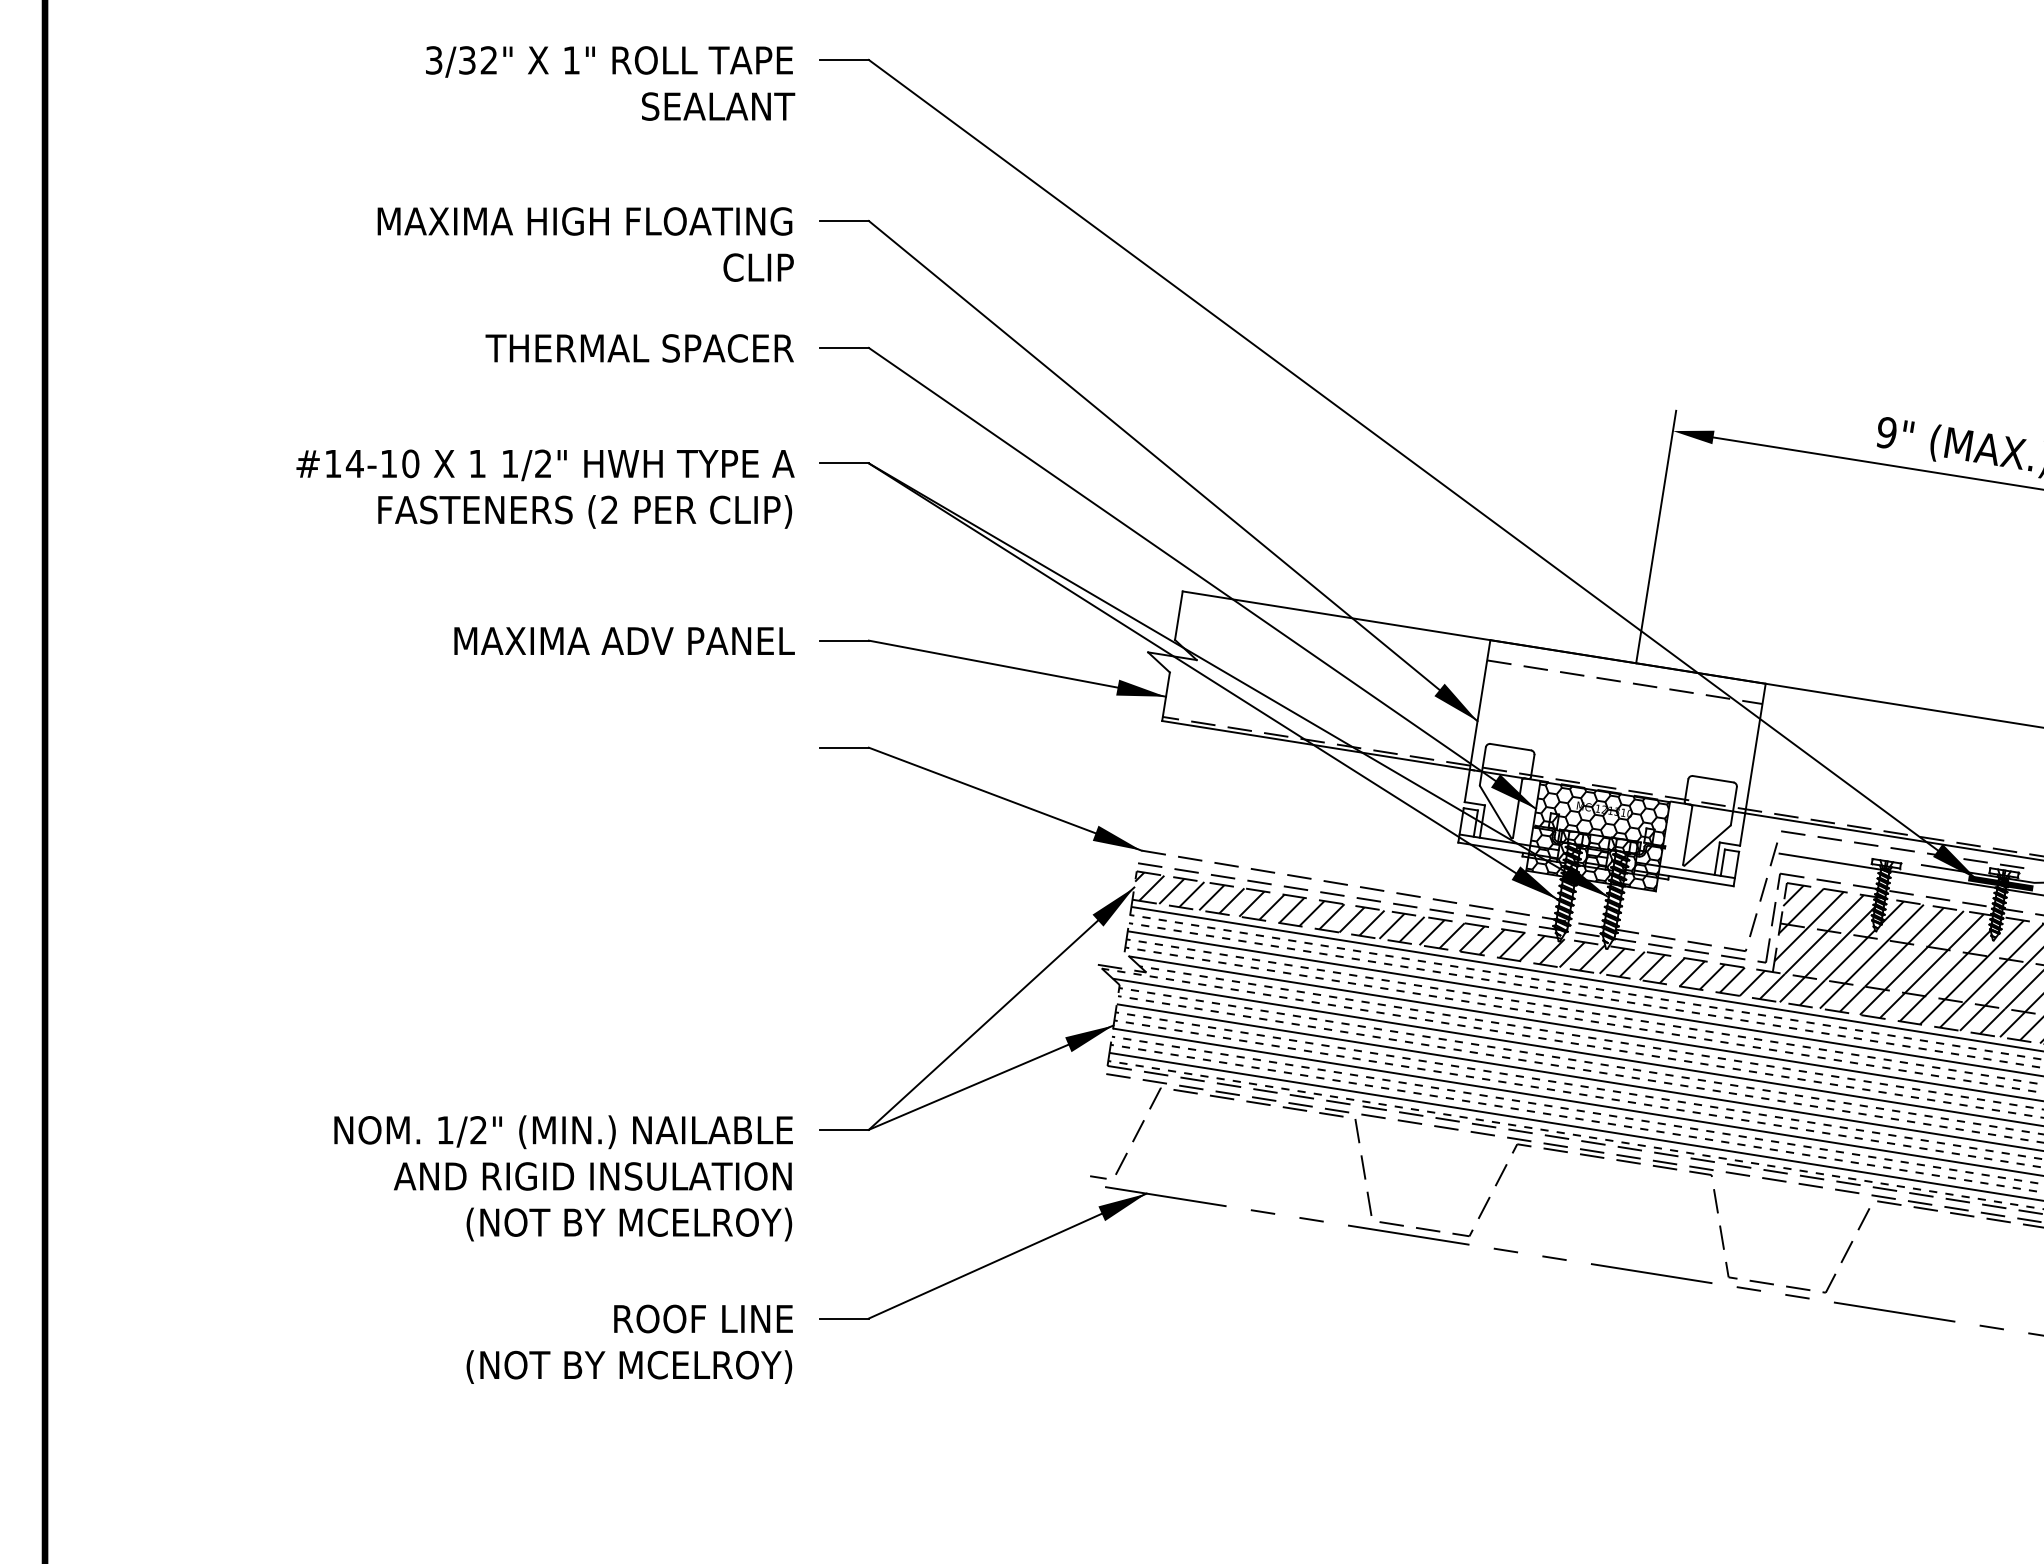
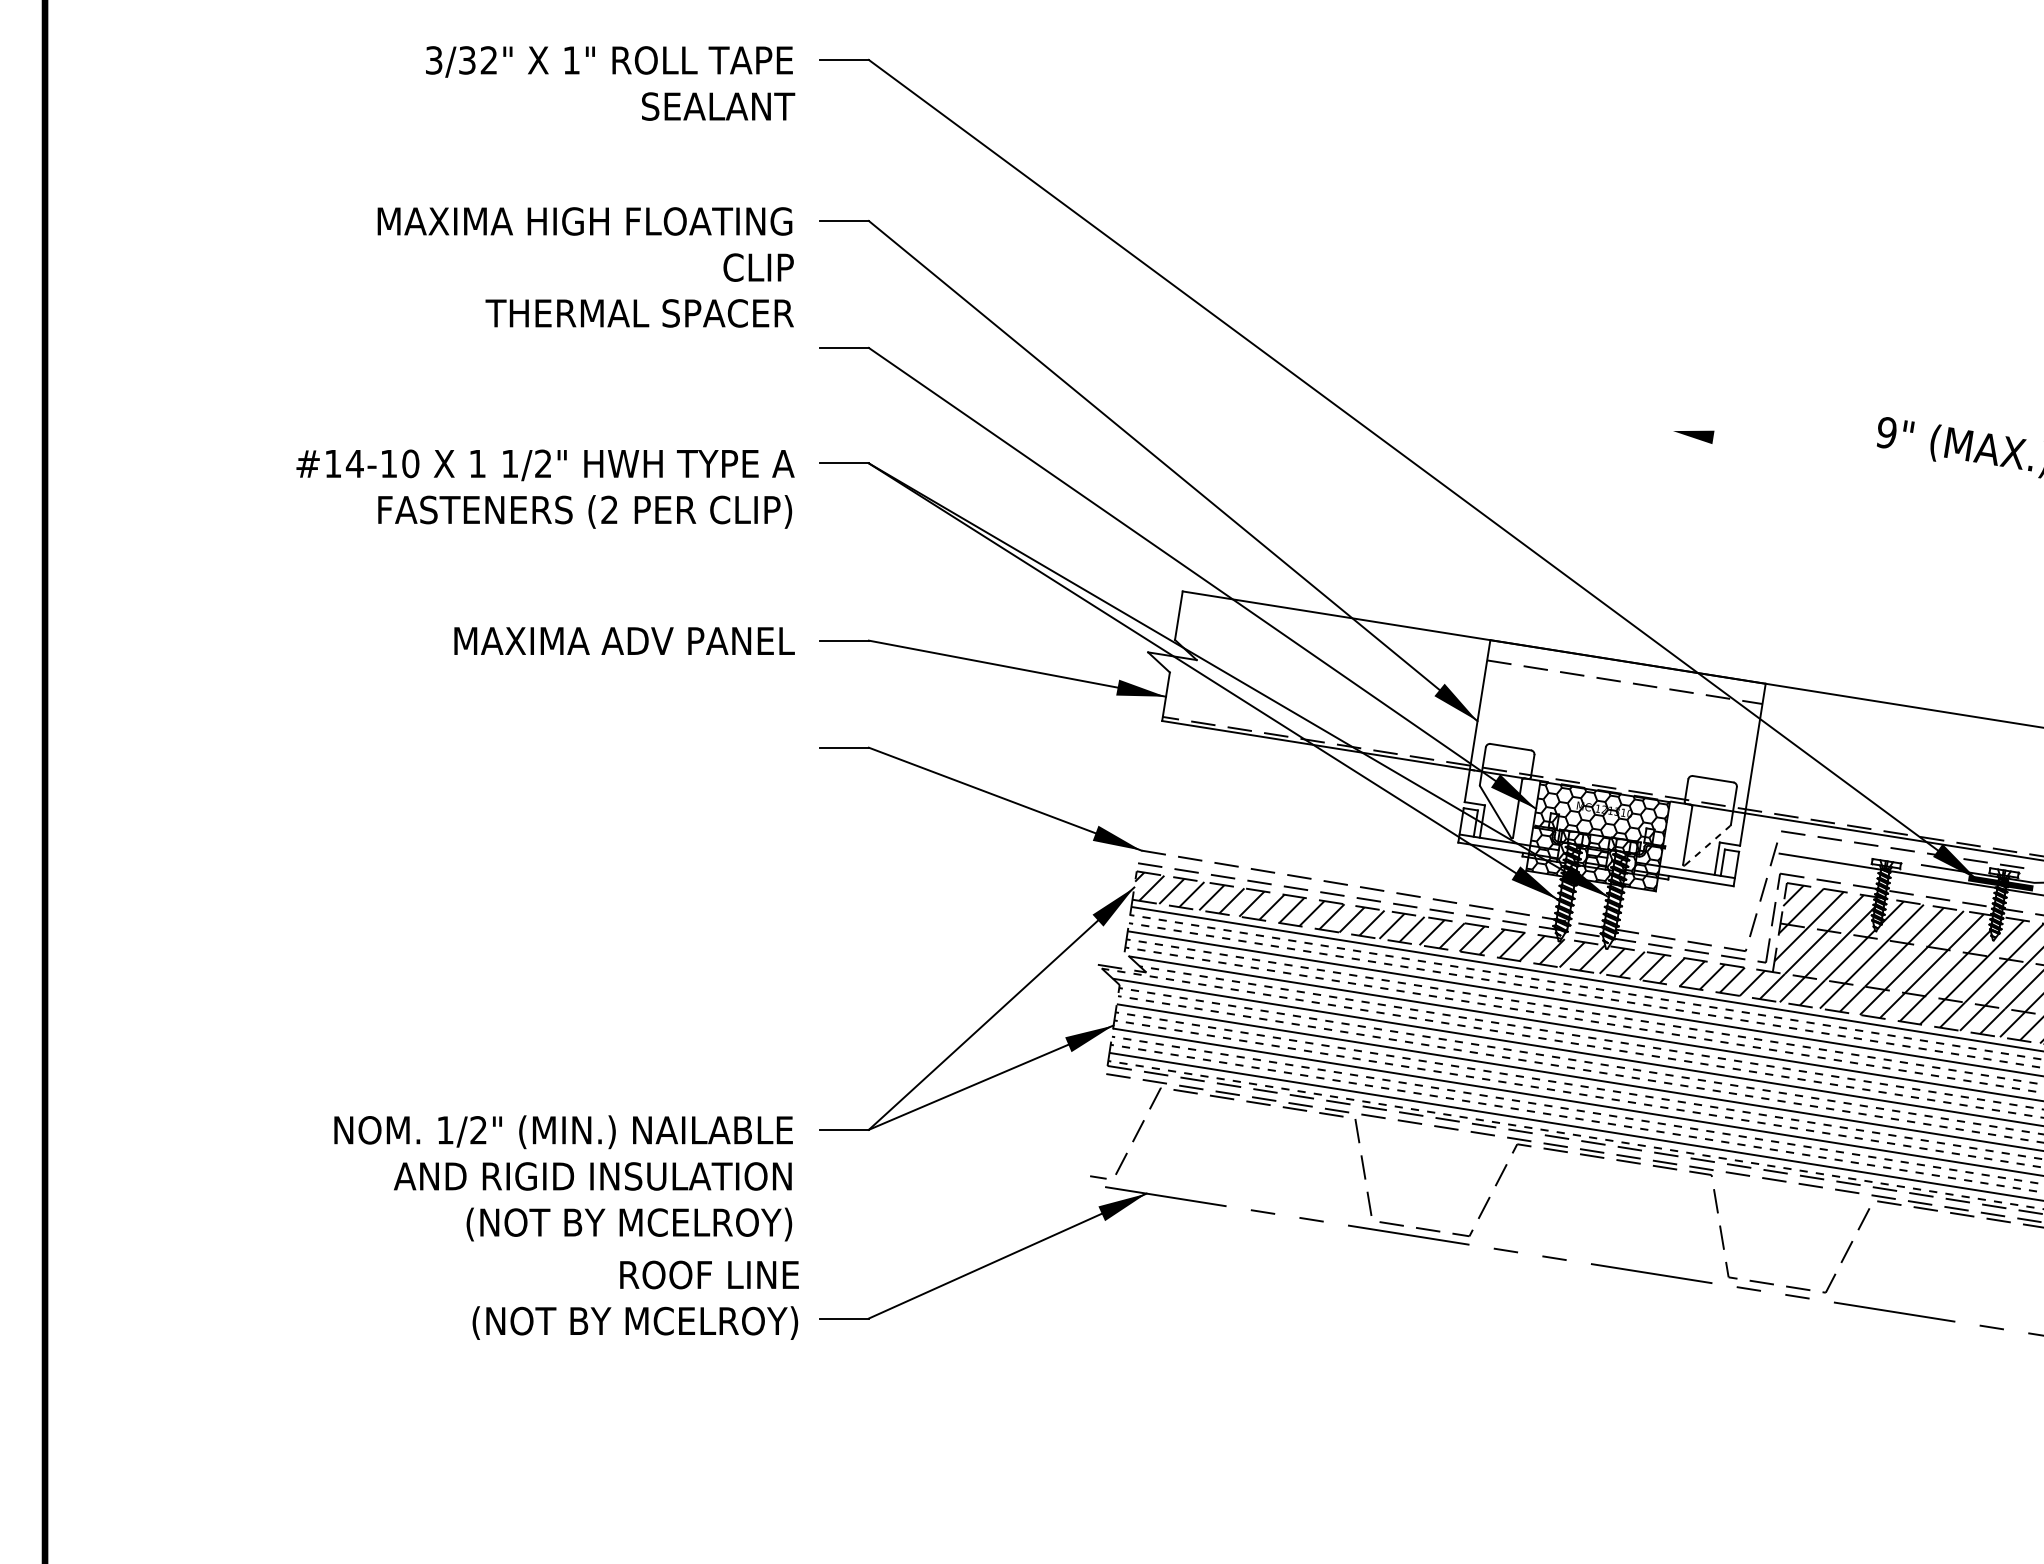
text position: (639, 348) -> (639, 313) (639, 313)
line: present -> none (1876, 463)
line: present -> none (1656, 536)
line: solid -> dashed (1707, 845)
text position: (629, 1343) -> (635, 1299) (635, 1299)
